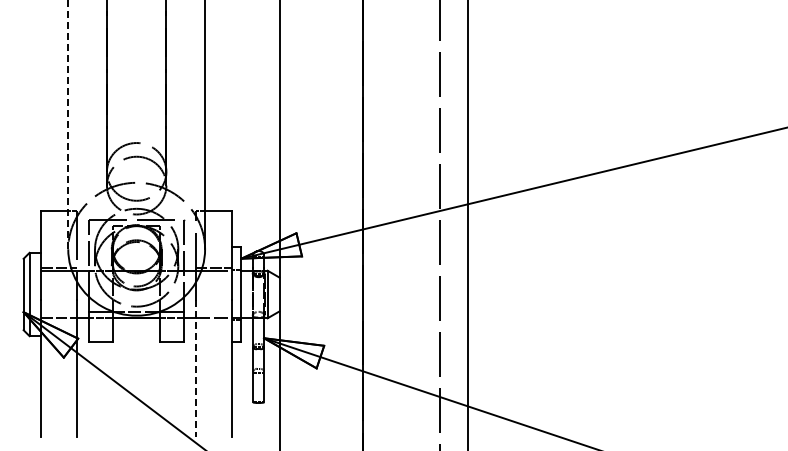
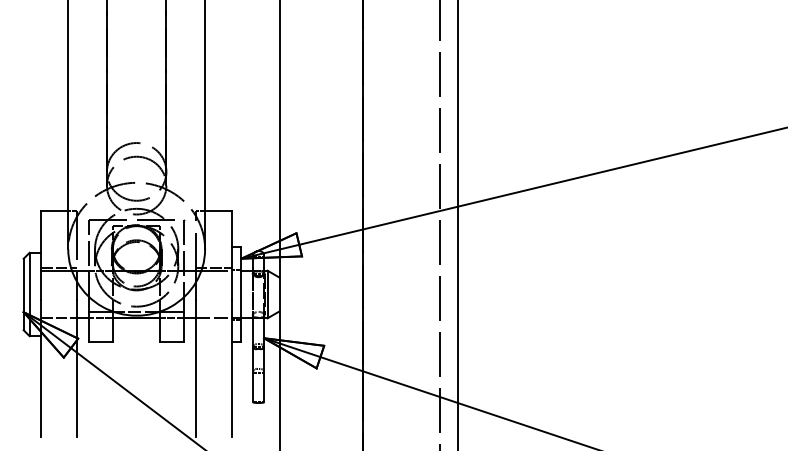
line: dashed -> solid (68, 124)
line position: (468, 224) -> (458, 224) (458, 224)
line: dashed -> solid (196, 369)
